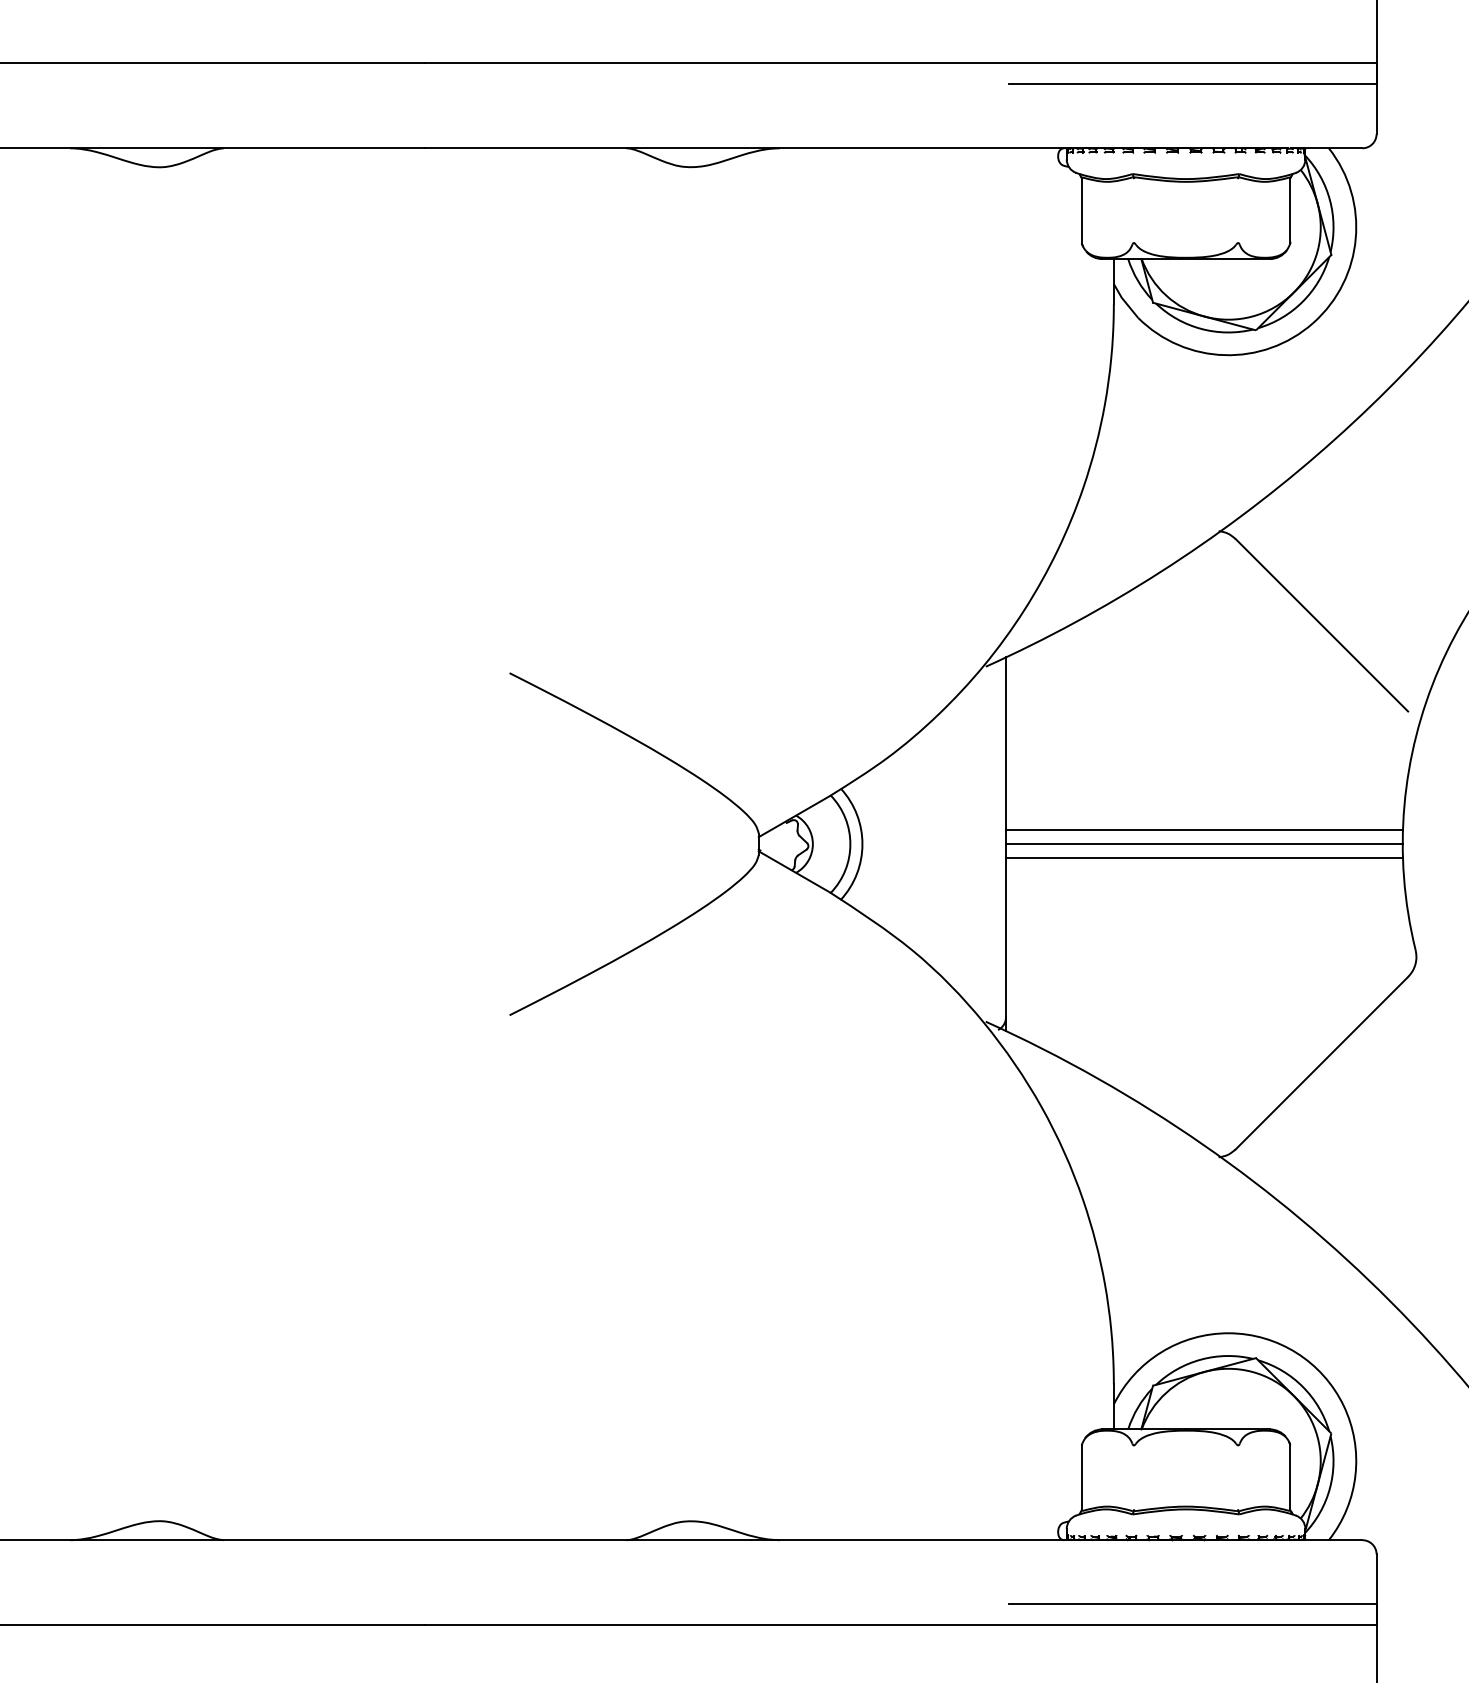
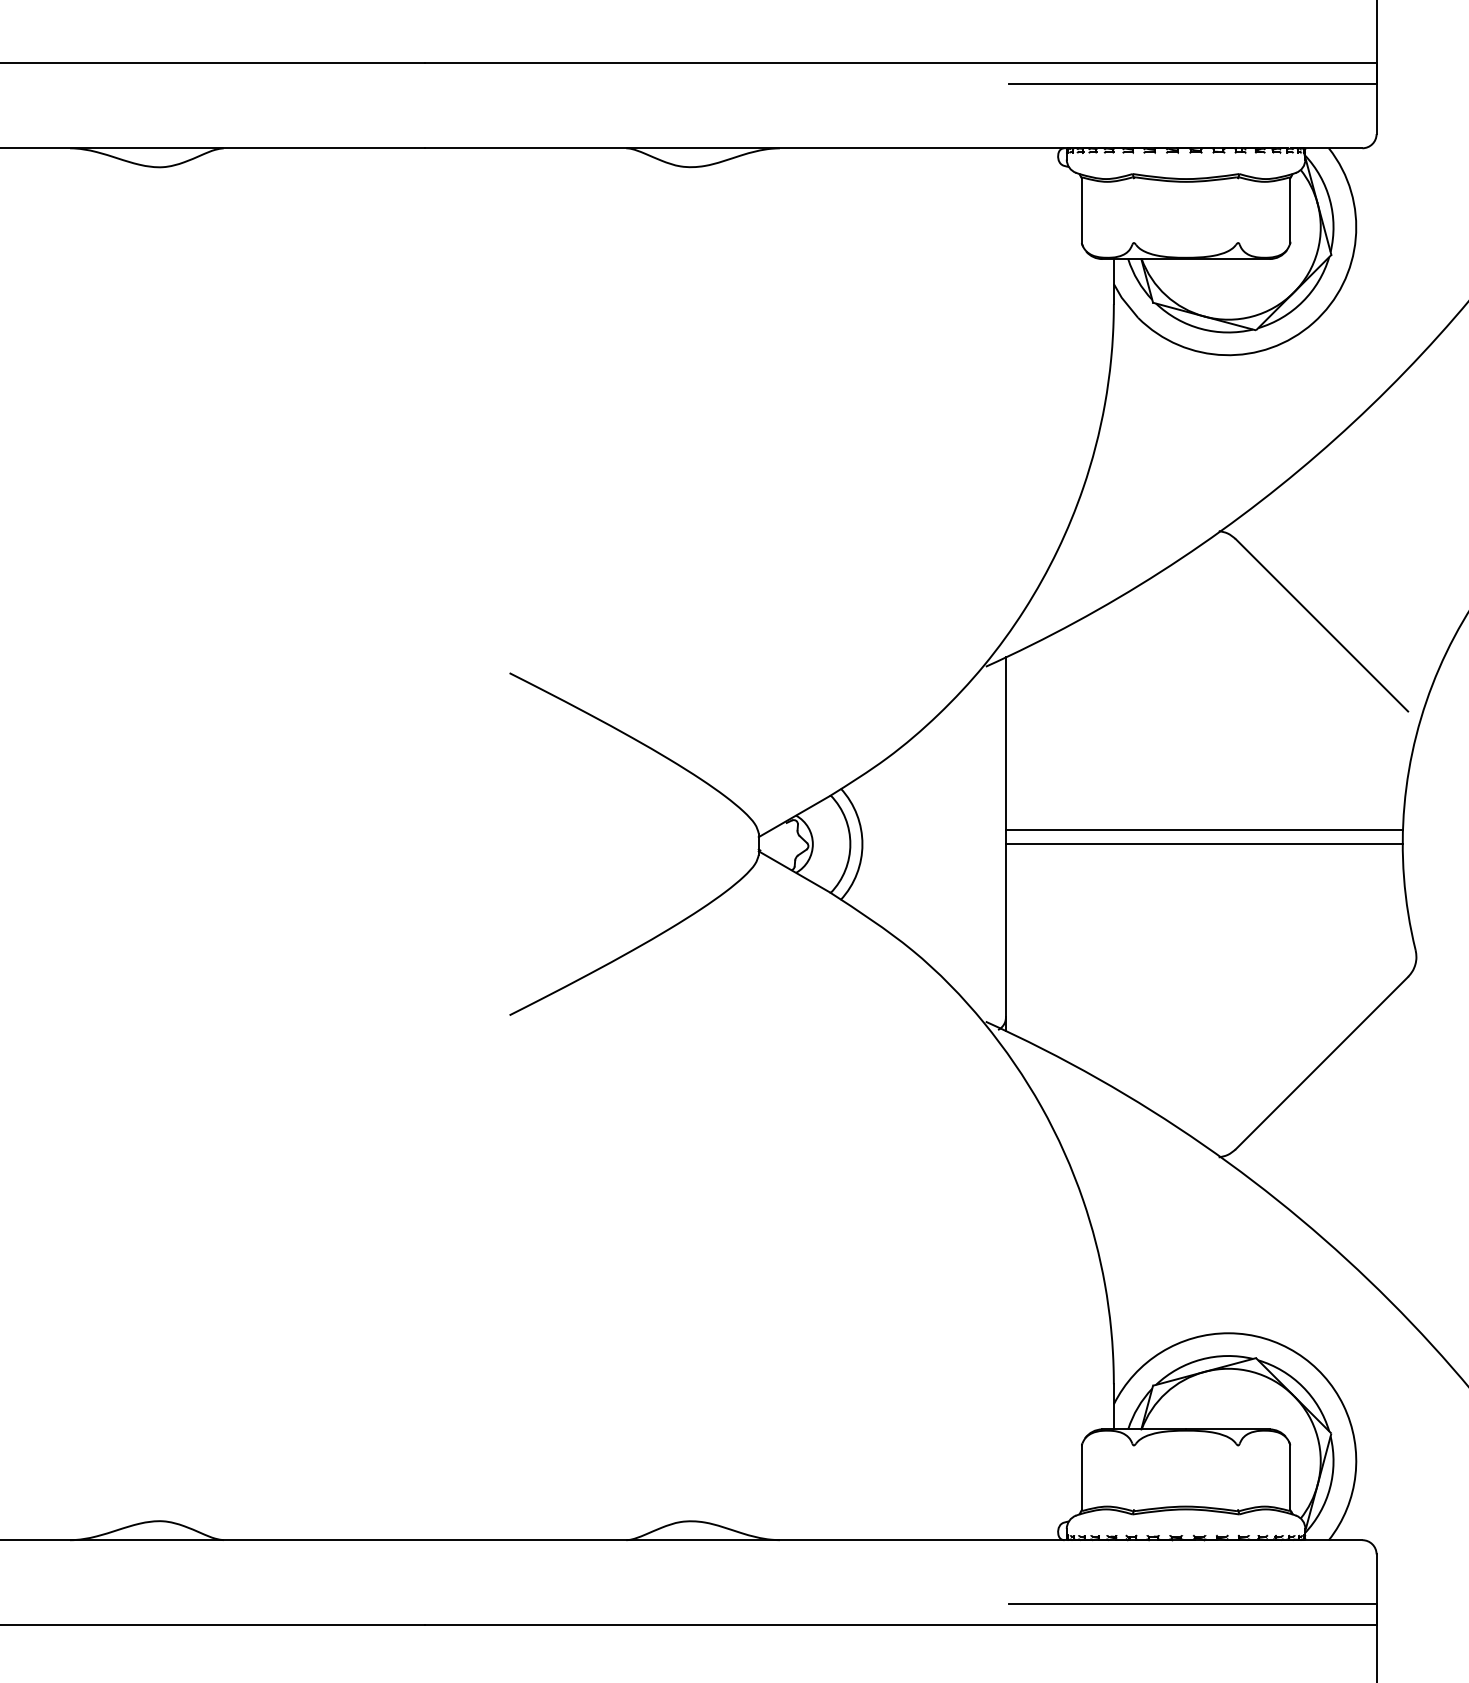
line: present -> none (1204, 858)
